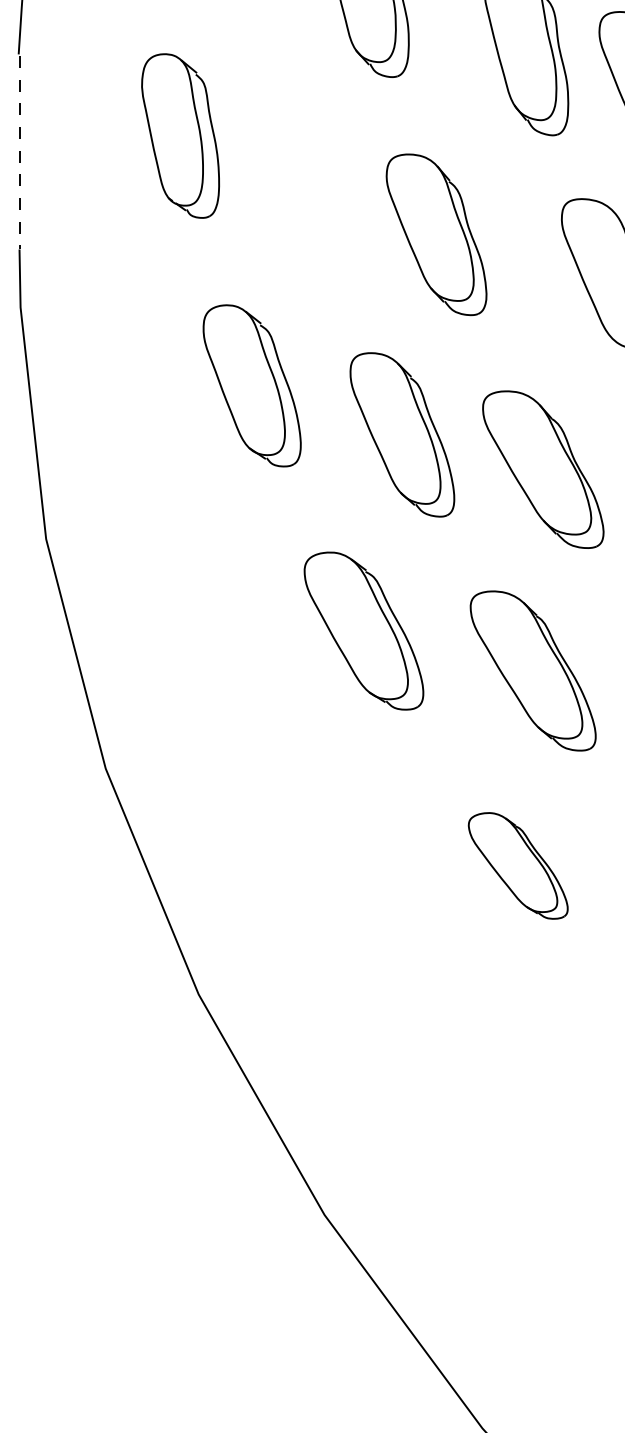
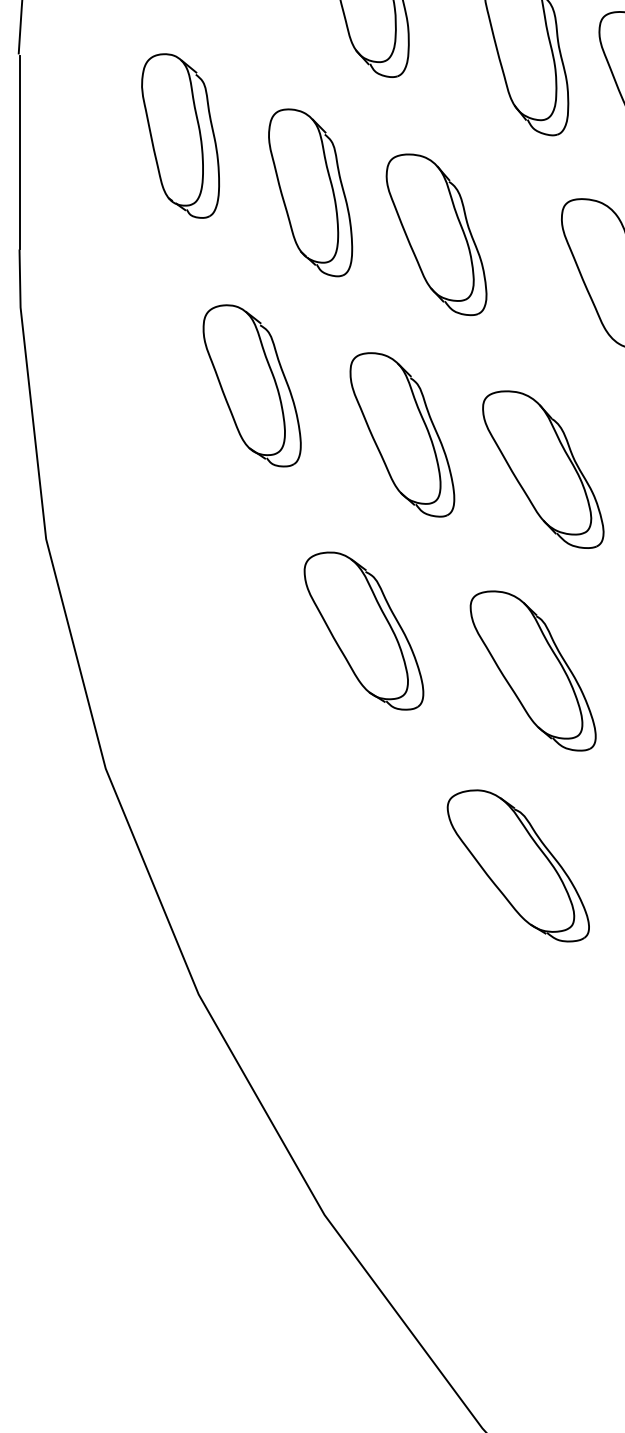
line: dashed -> solid (19, 152)
part: none -> present (310, 192)
part size: 102x108 px -> 144x154 px (517, 865)
